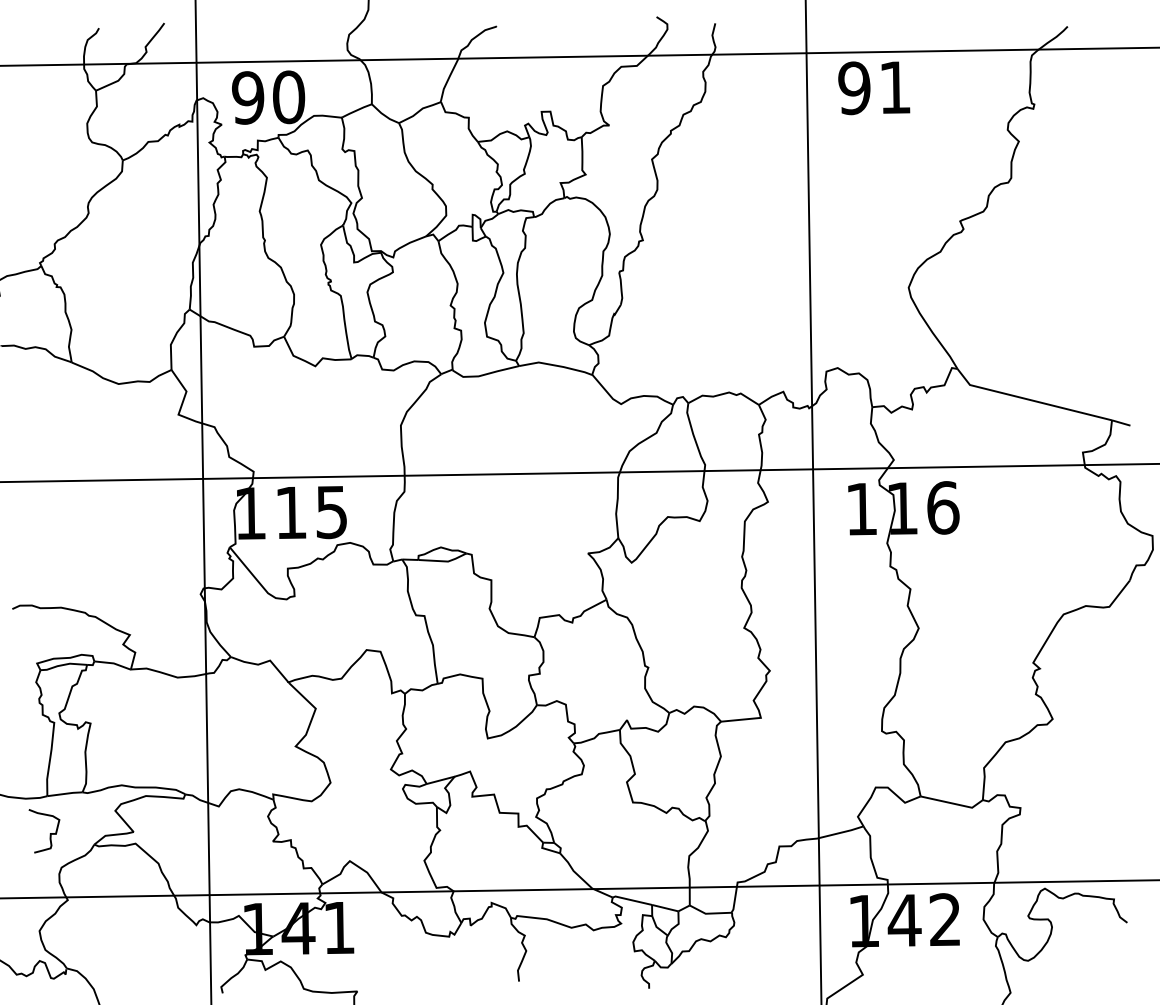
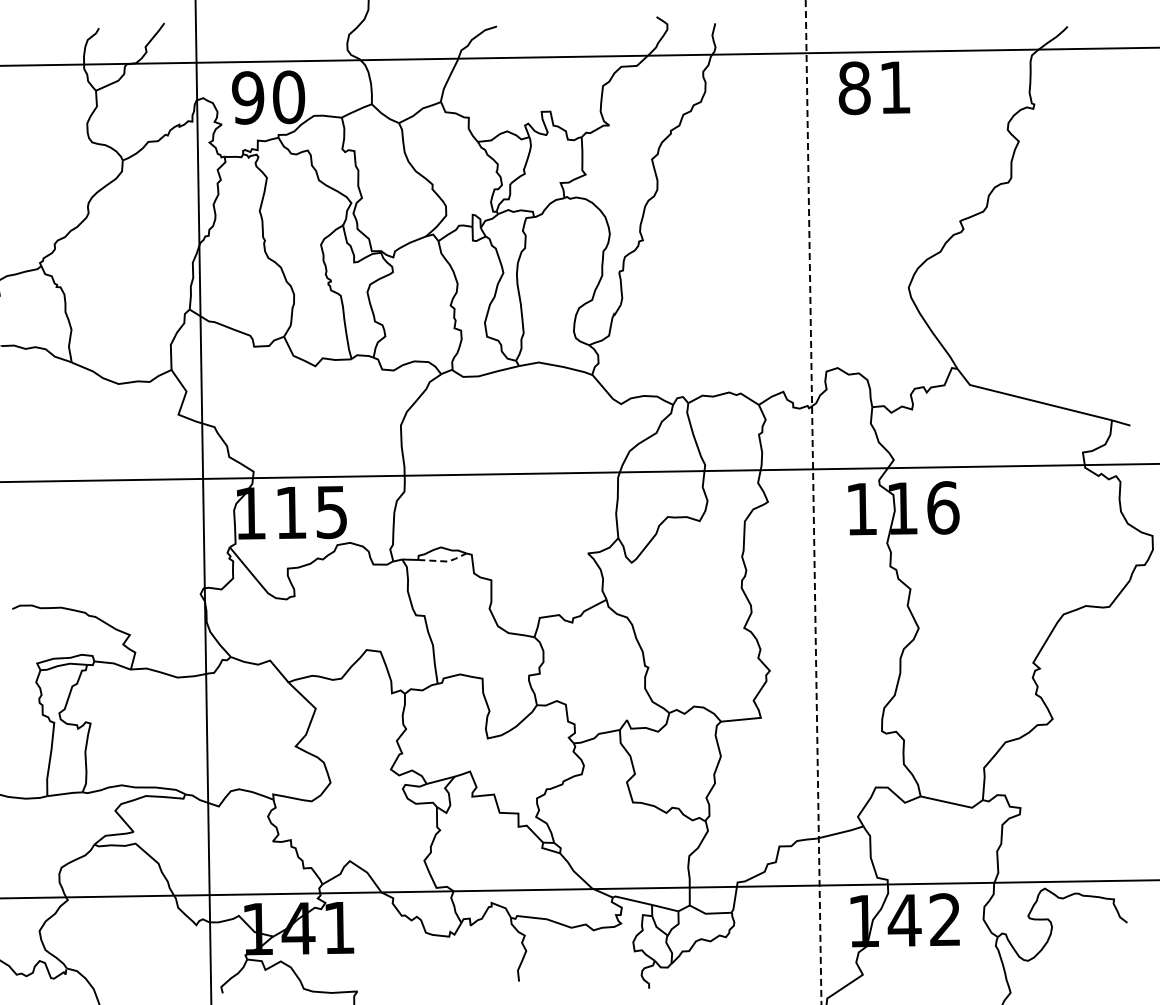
text: 91 -> 81 (854, 88)
line: solid -> dashed (813, 502)
line: solid -> dashed (445, 561)
curve: present -> none (49, 834)
